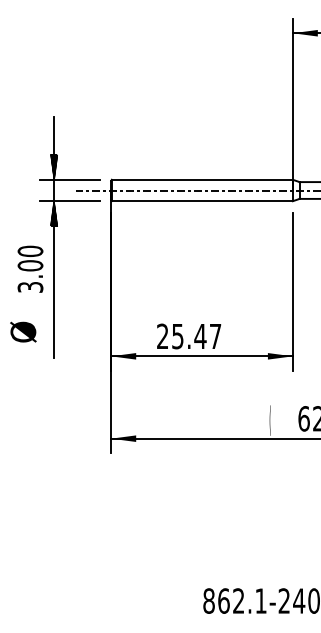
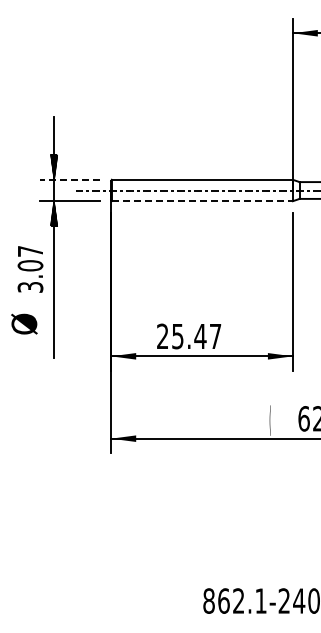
line: solid -> dashed (69, 179)
line: solid -> dashed (202, 201)
text: 3.00 -> 3.07 (30, 251)
text position: (23, 331) -> (24, 323) (24, 323)
